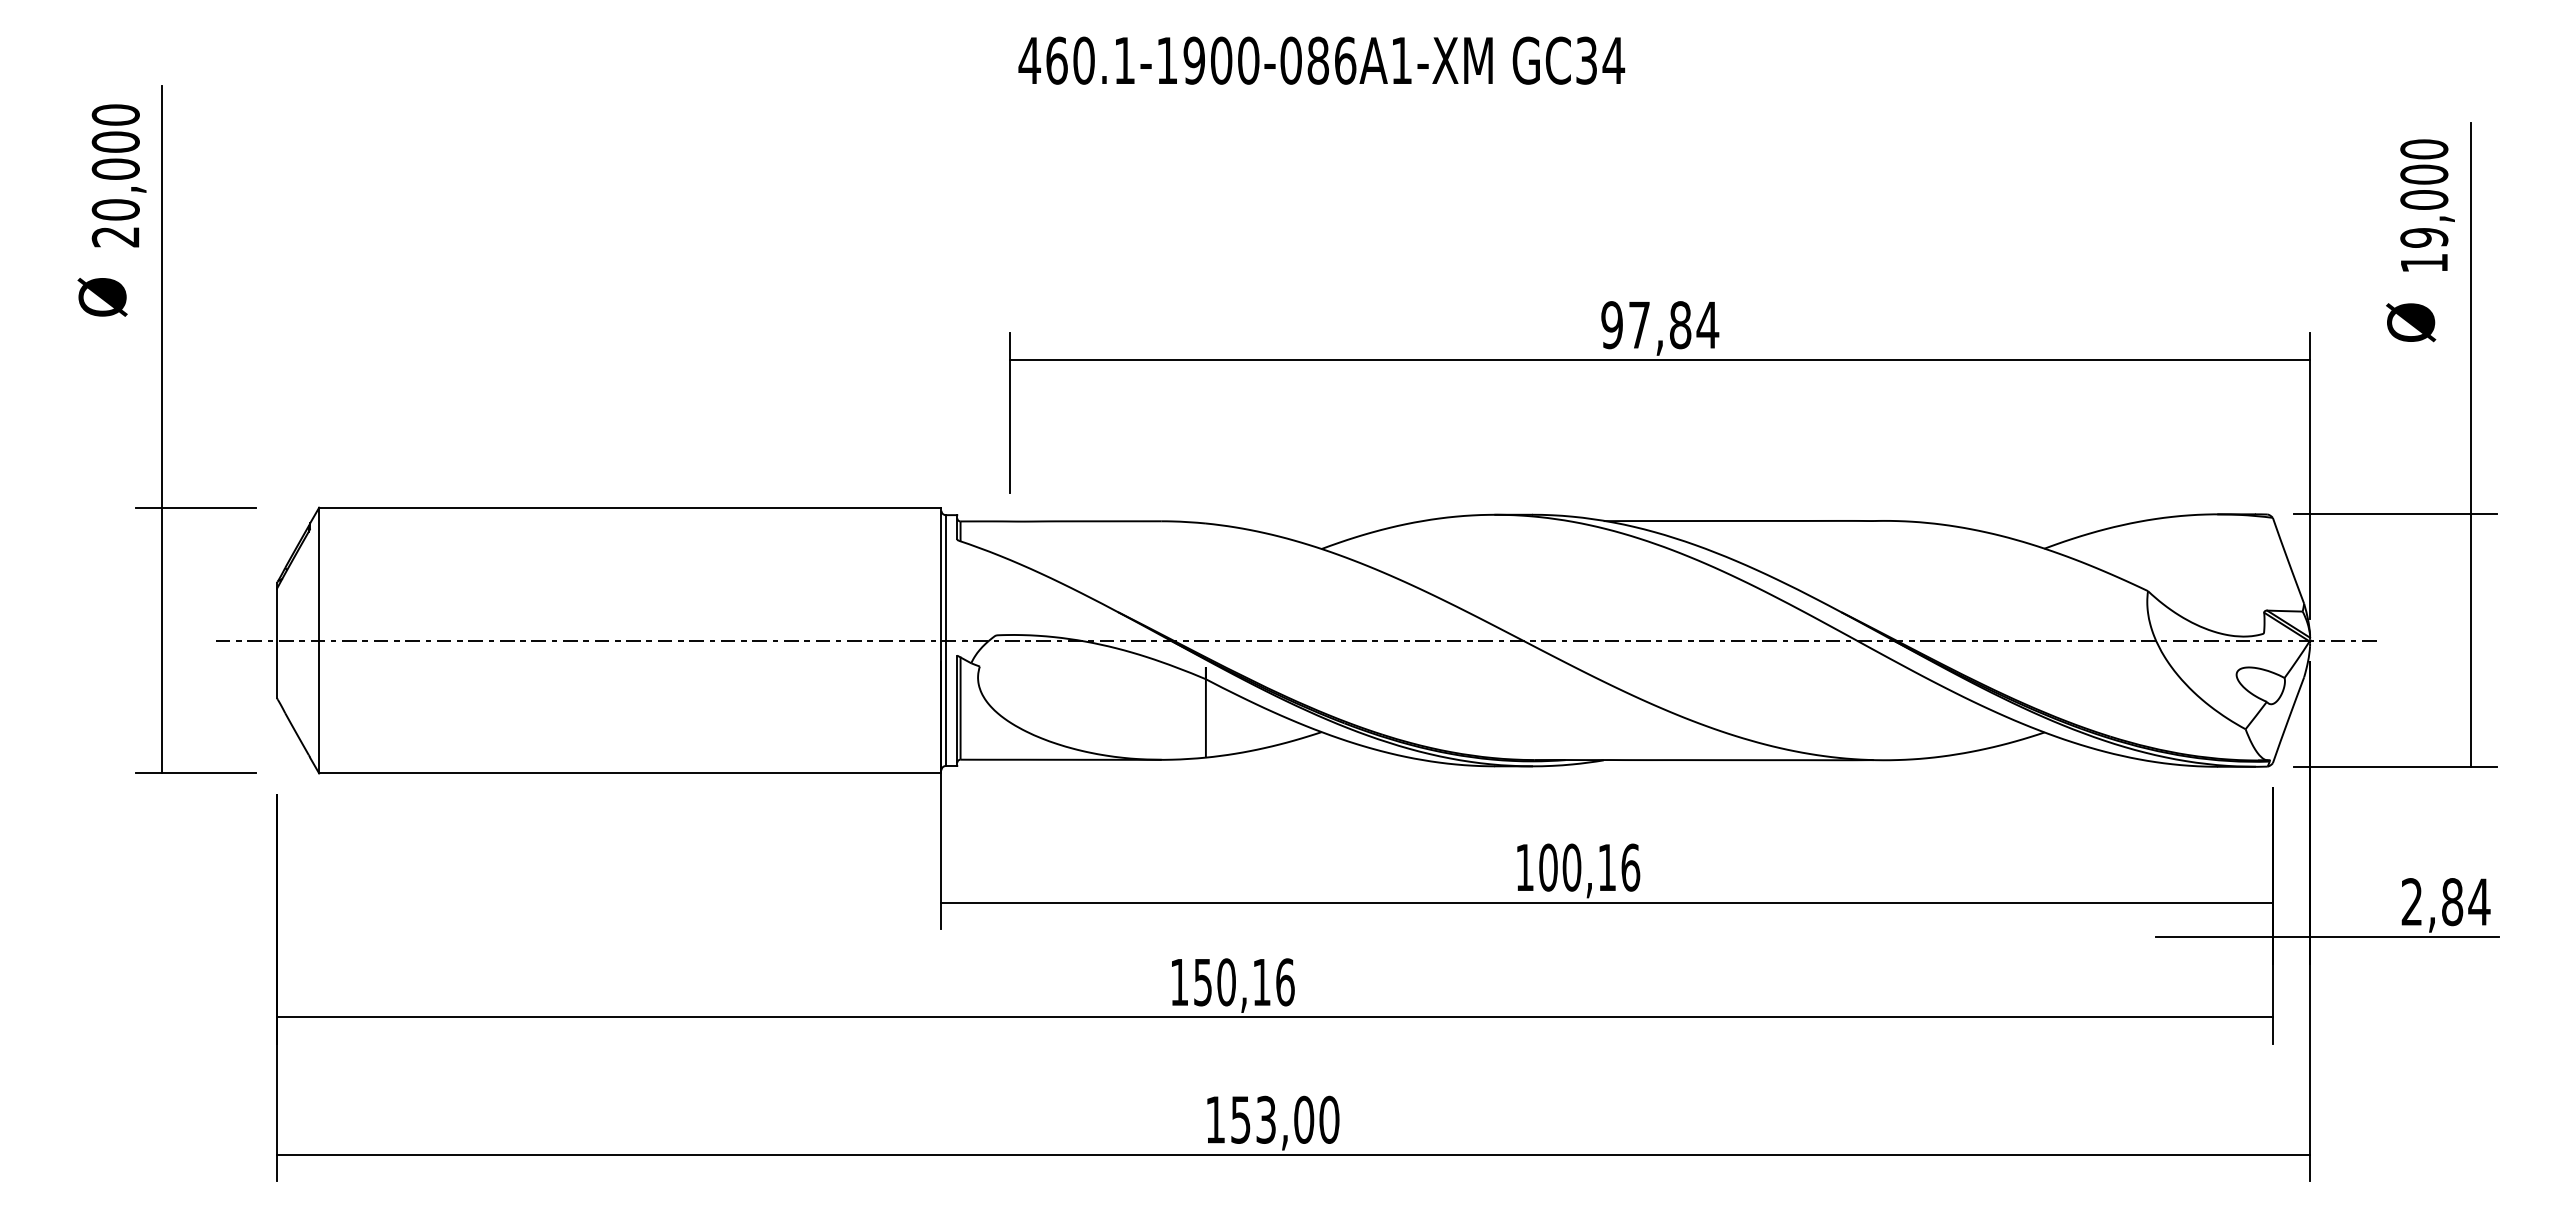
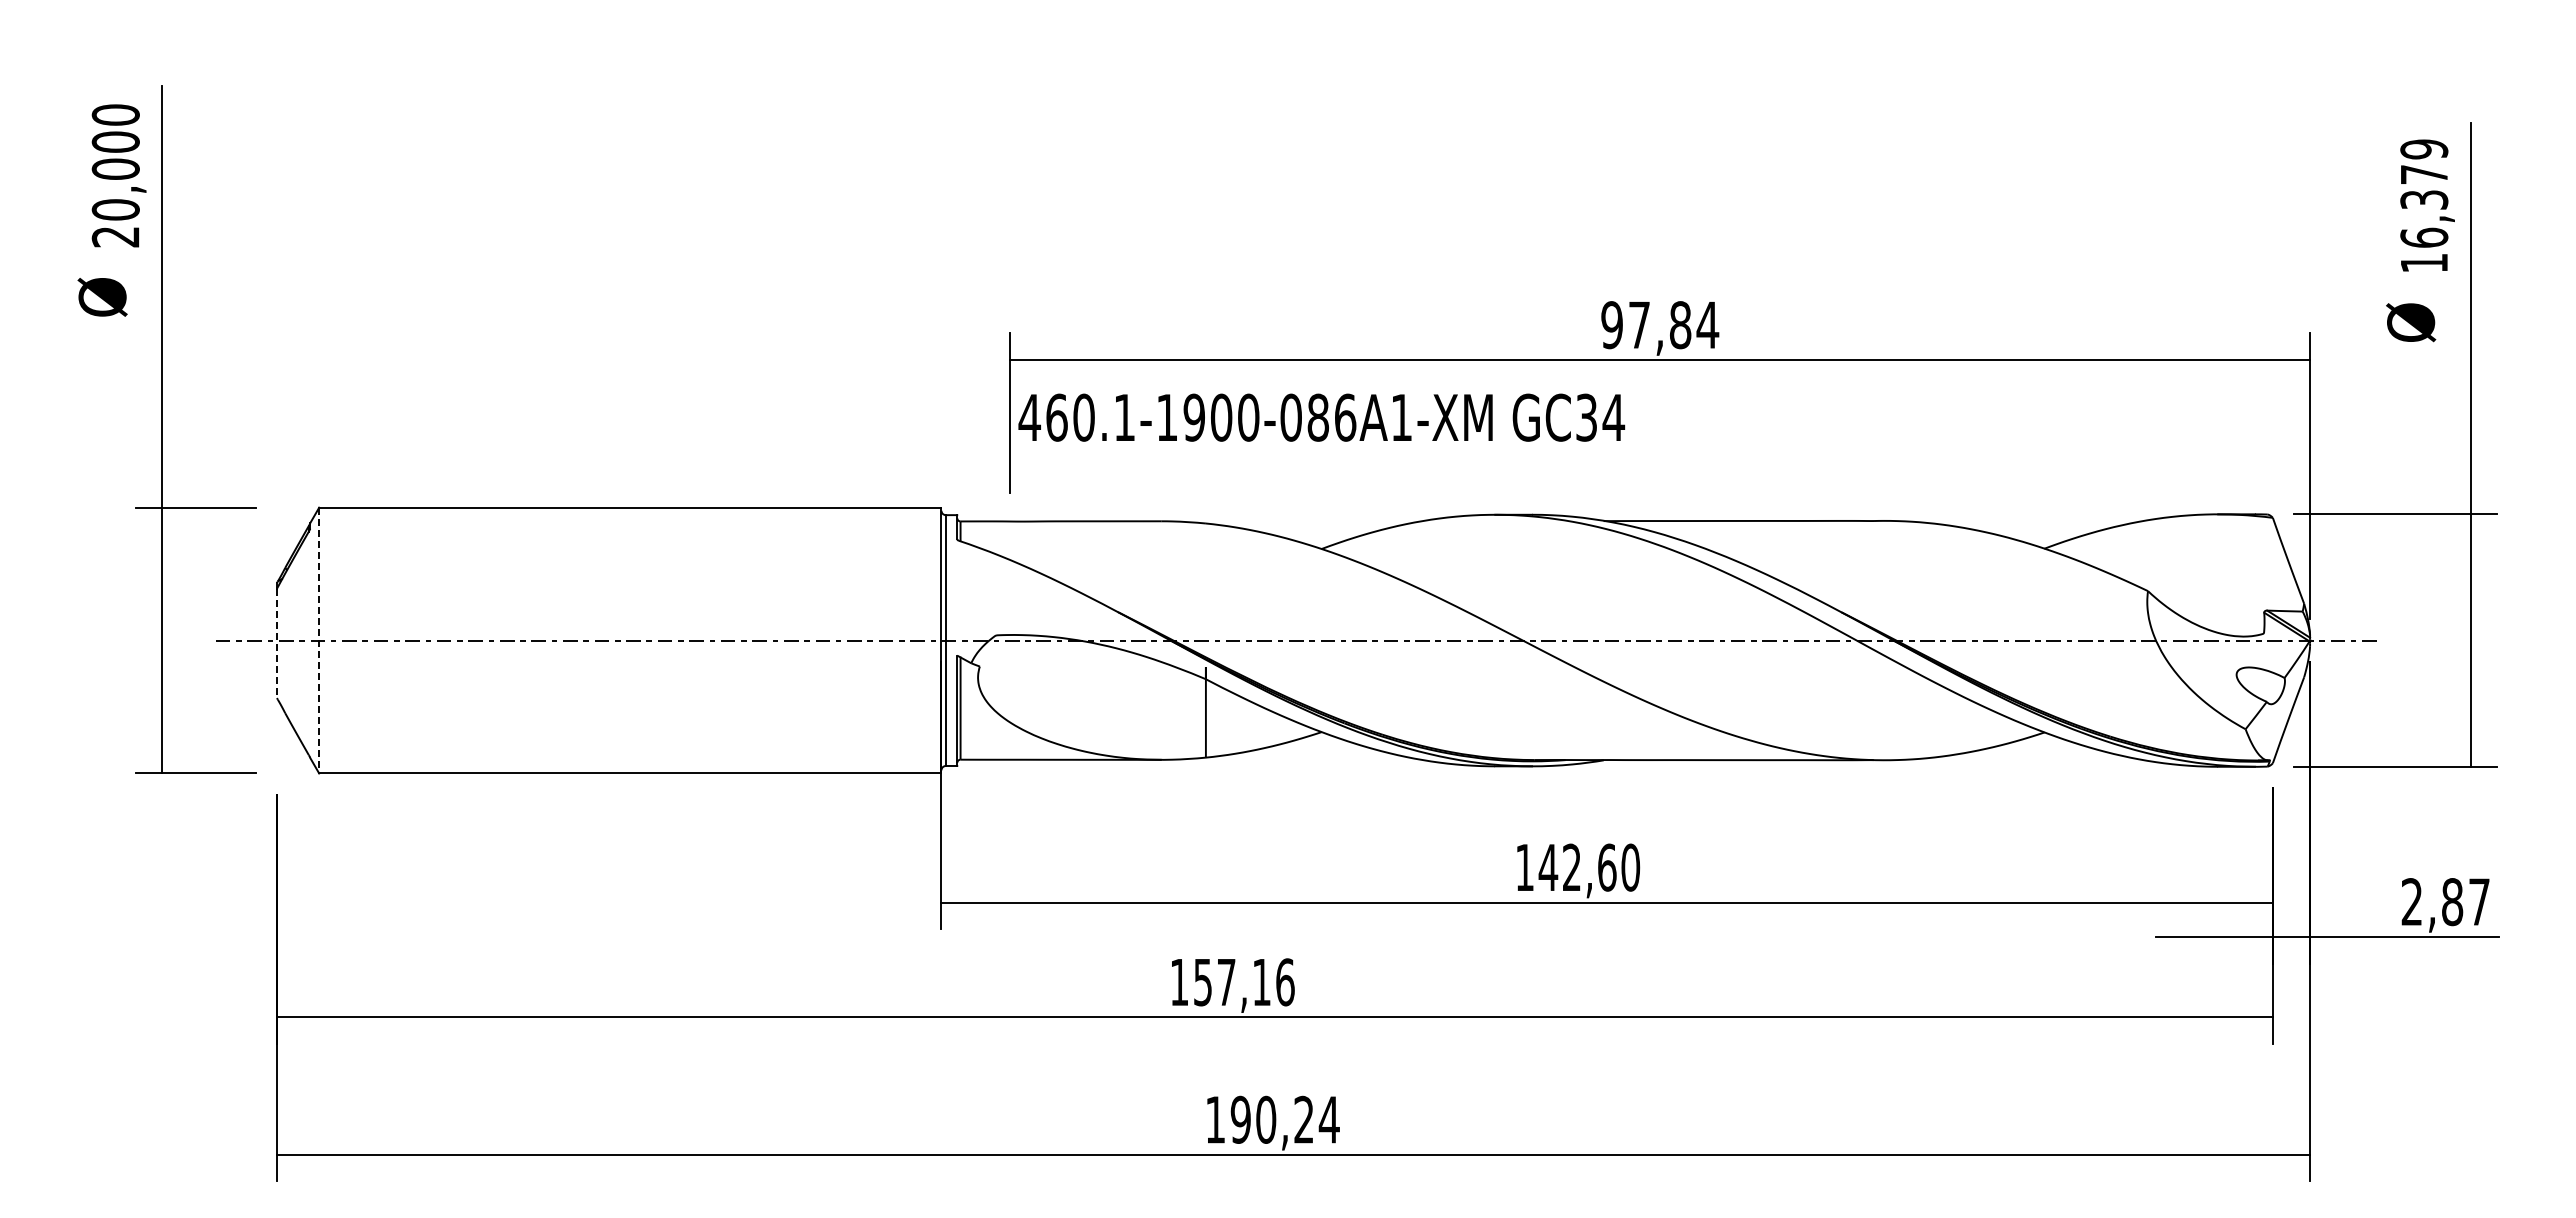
text position: (1321, 60) -> (1321, 417) (1321, 417)
text: 19,000 -> 16,379 (2424, 193)
line: solid -> dashed (319, 640)
line: solid -> dashed (276, 643)
text: 100,16 -> 142,60 (1589, 867)
text: 2,84 -> 2,87 (2479, 901)
text: 150,16 -> 157,16 (1226, 982)
text: 153,00 -> 190,24 (1284, 1119)
